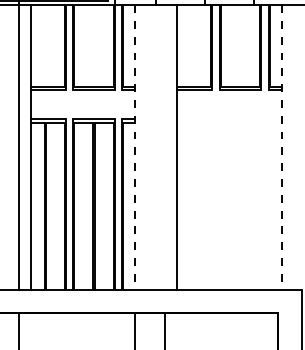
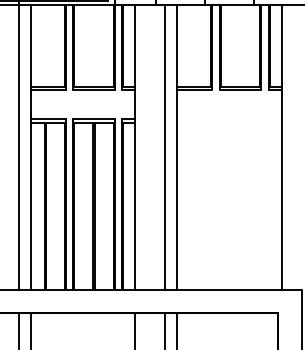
line: dashed -> solid (135, 147)
line: none -> present (165, 147)
line: dashed -> solid (281, 147)
line: none -> present (30, 329)
line: none -> present (177, 329)
